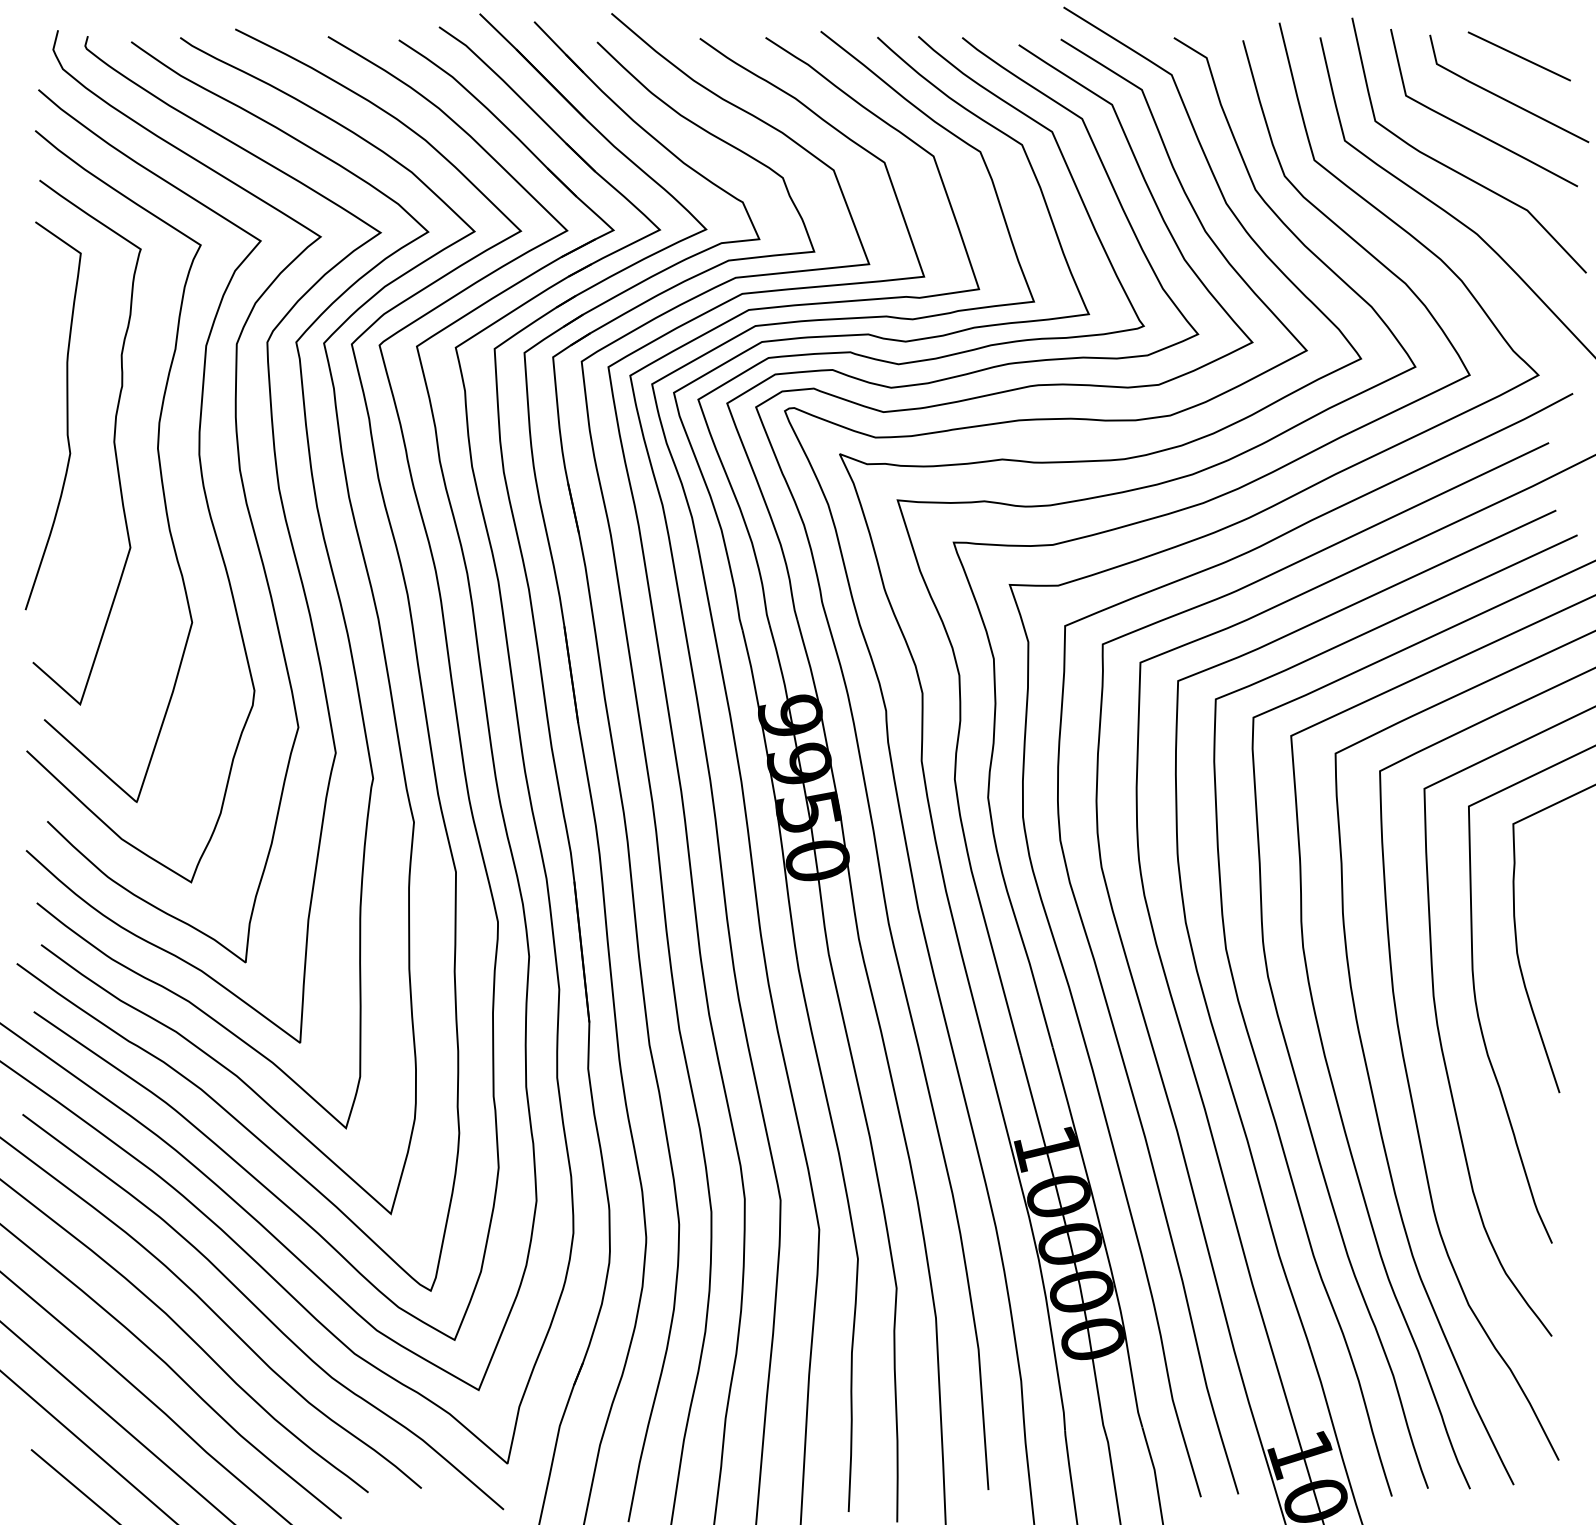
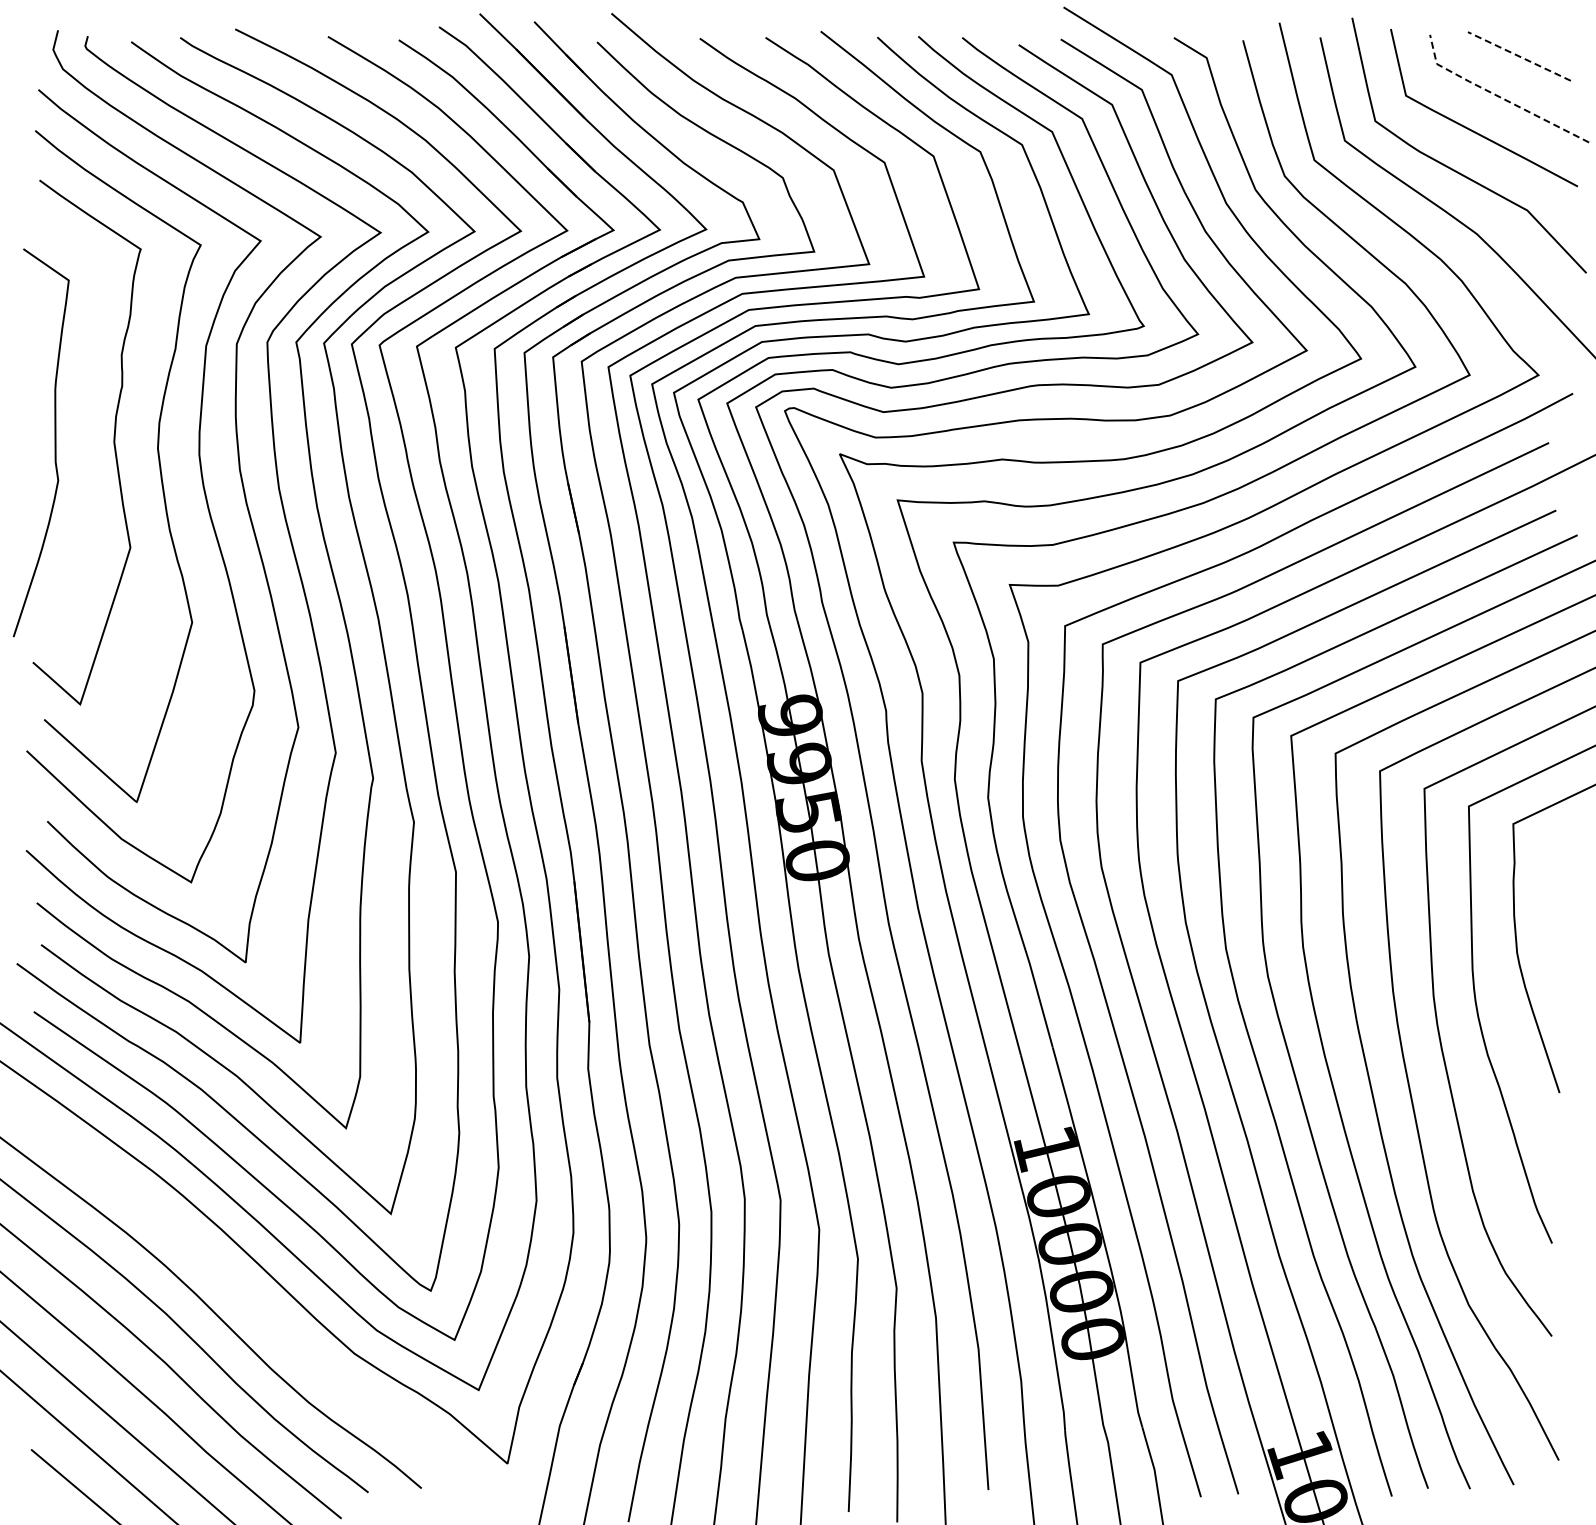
line: solid -> dashed (1519, 56)
line: solid -> dashed (1498, 96)
curve position: (66, 415) -> (54, 442) (54, 442)
curve: present -> none (263, 1312)
